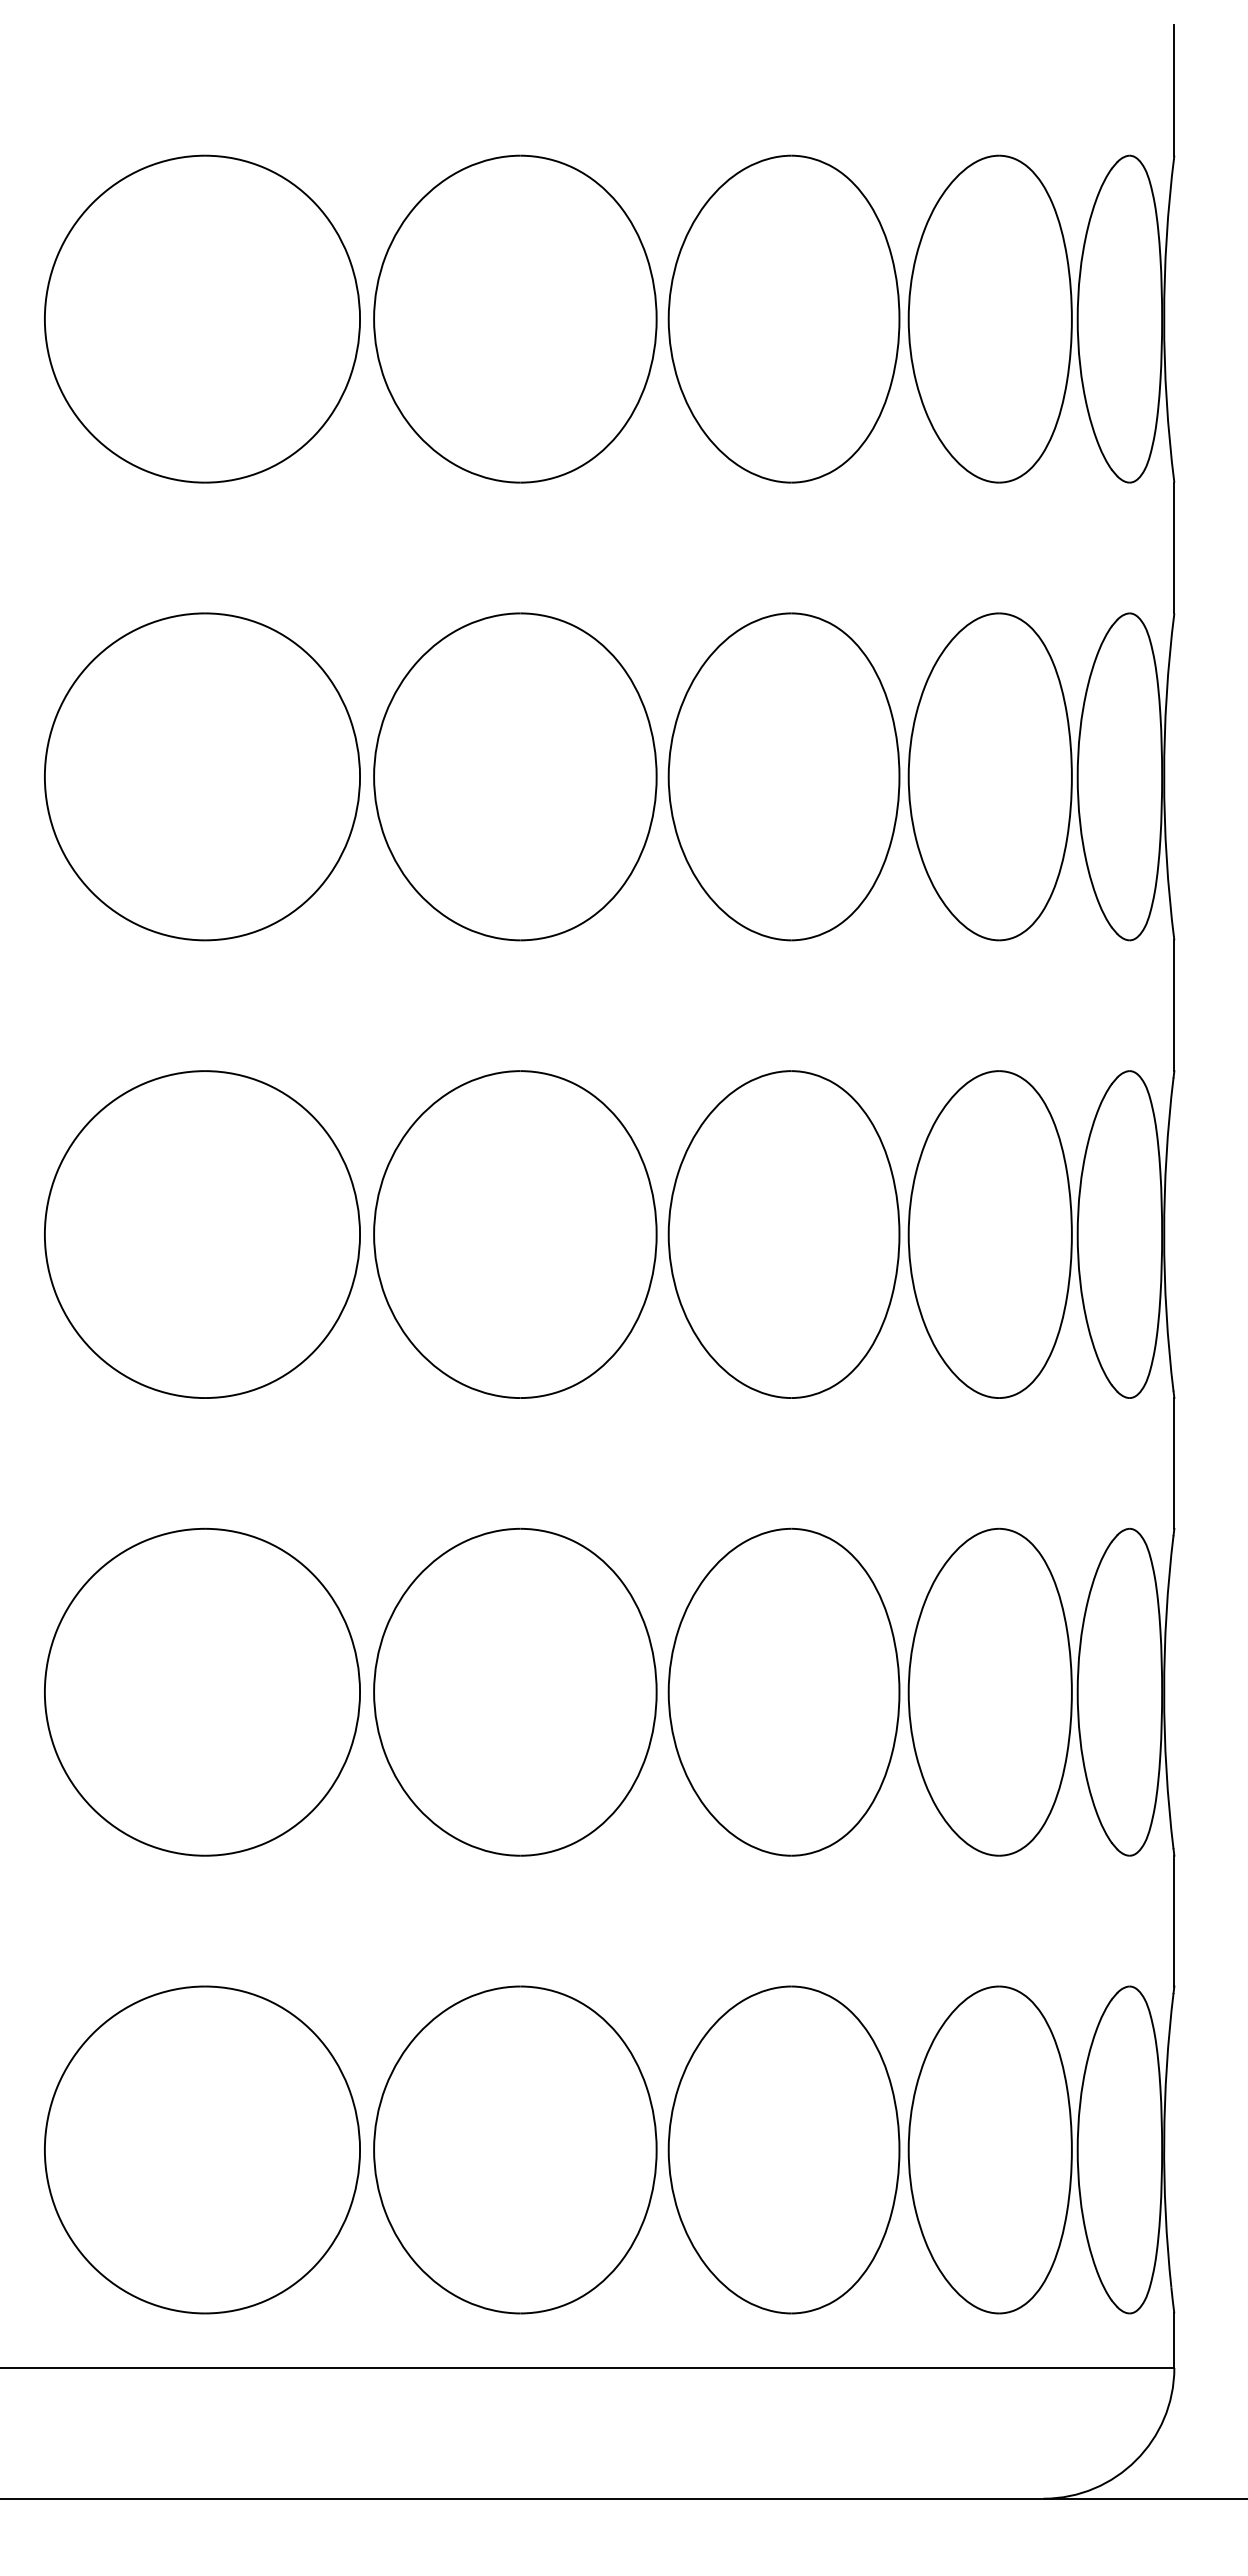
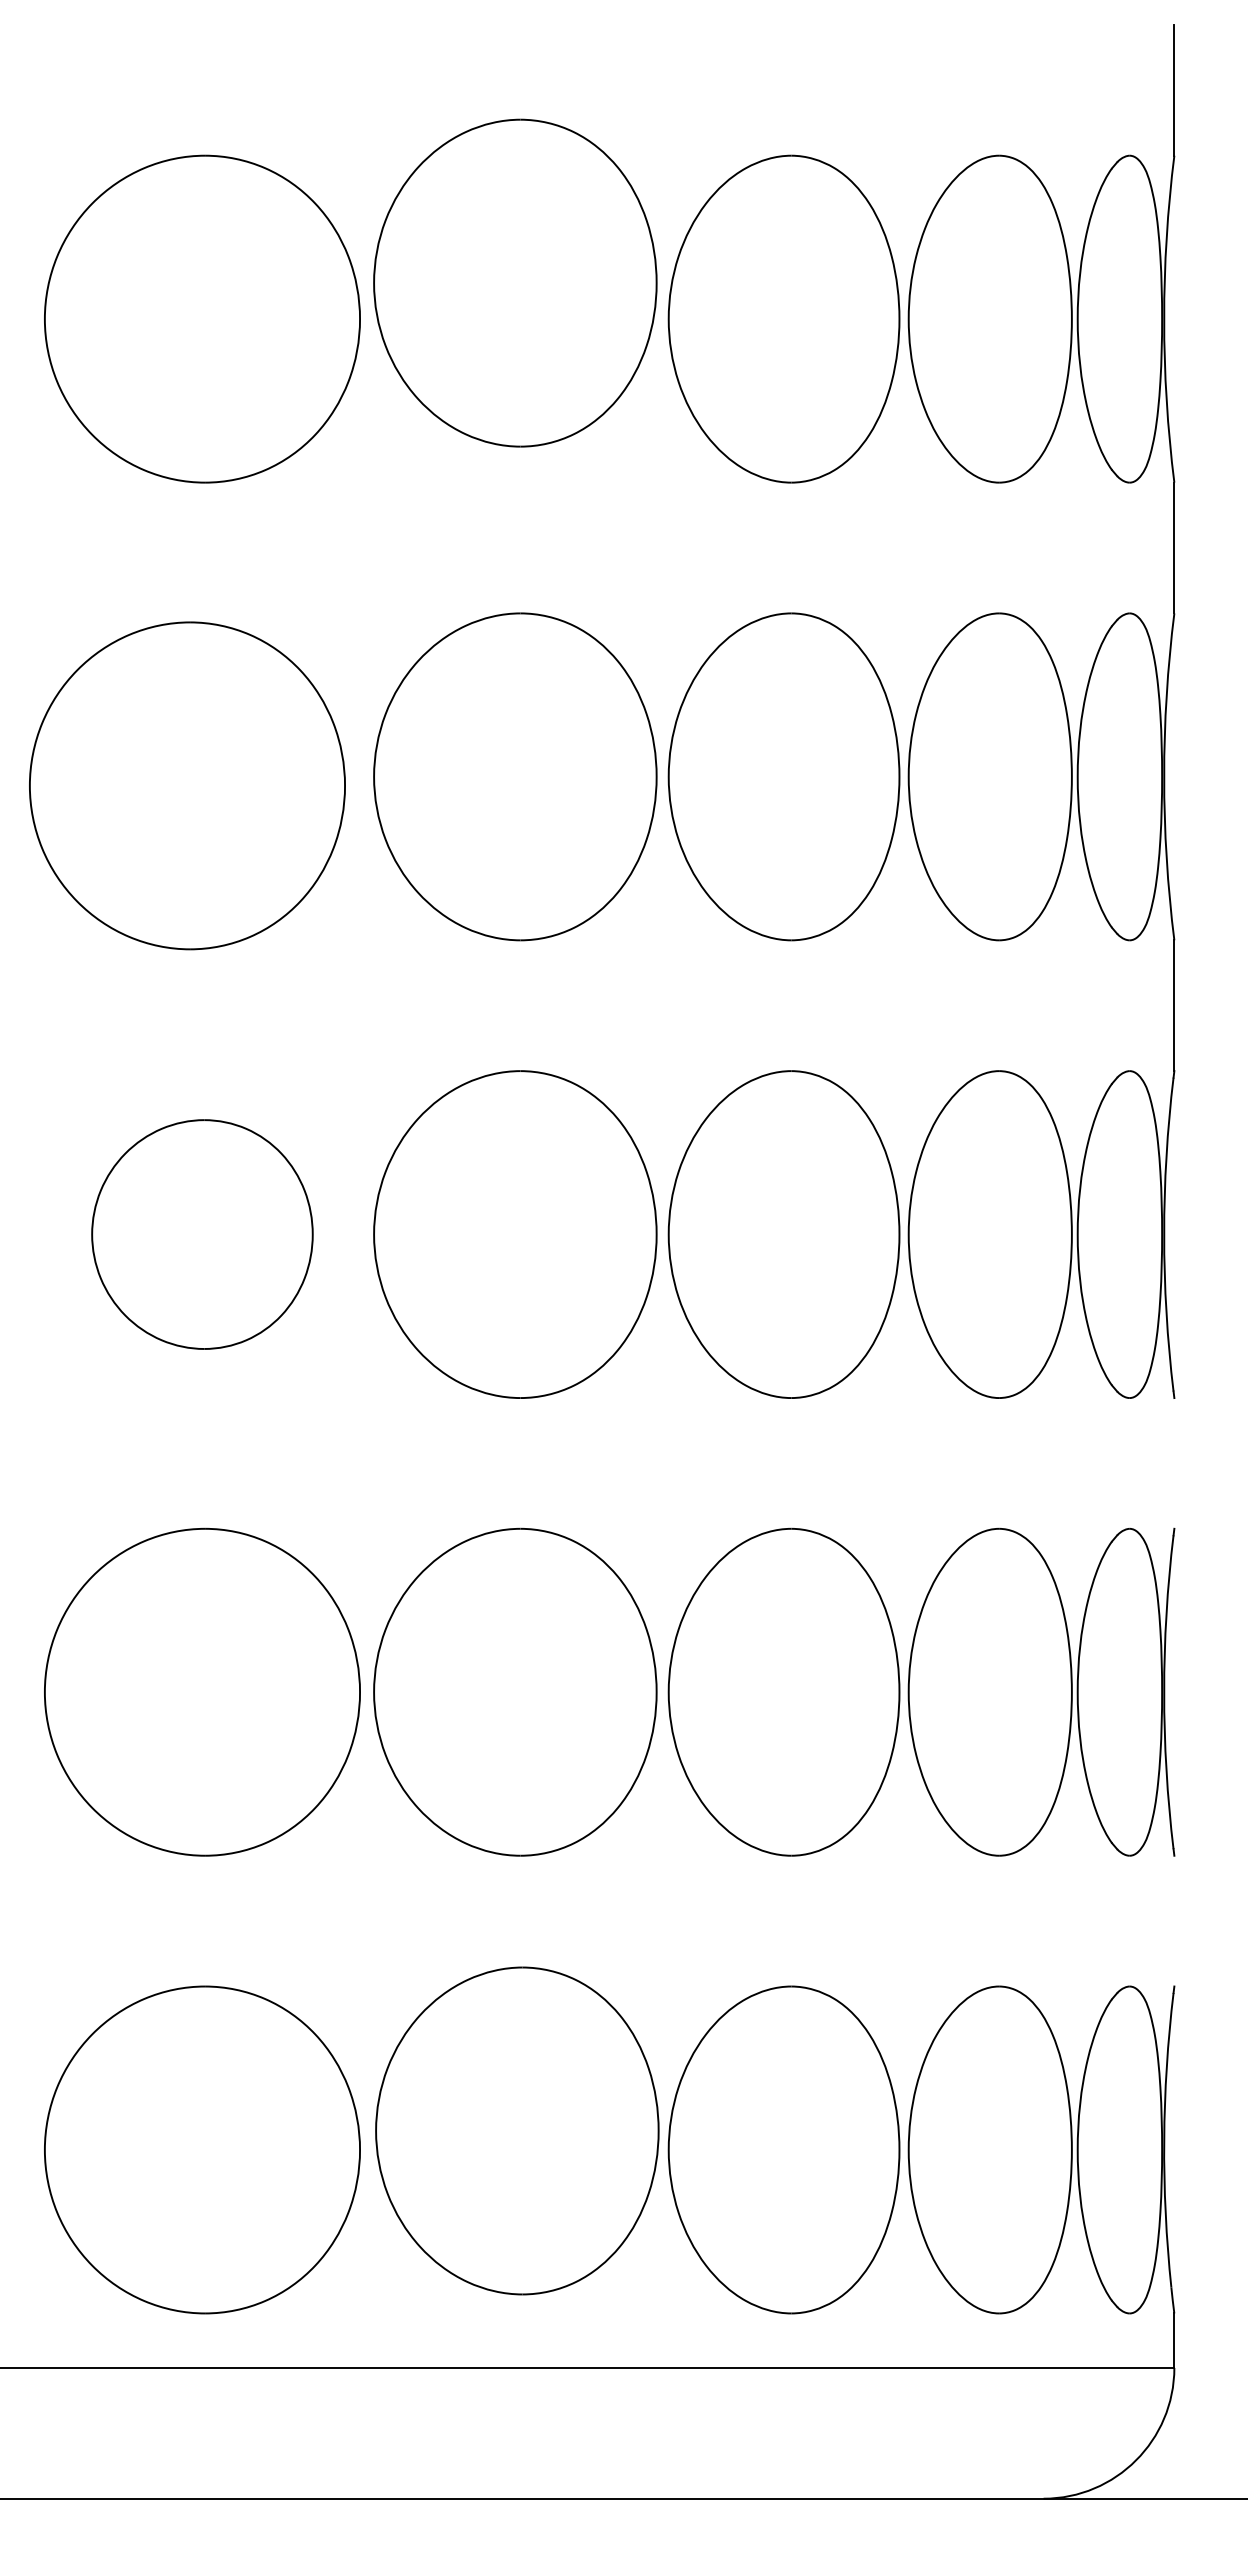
part position: (515, 318) -> (515, 282) (515, 282)
part position: (202, 776) -> (187, 785) (187, 785)
part size: 317x329 px -> 223x231 px (202, 1234)
line: present -> none (1174, 1463)
line: present -> none (1174, 1920)
part position: (515, 2149) -> (517, 2130) (517, 2130)
